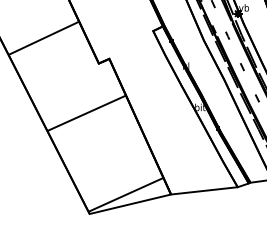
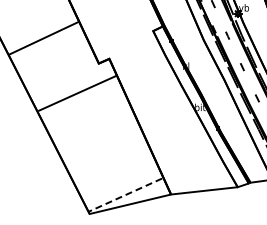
line position: (86, 113) -> (77, 93) (77, 93)
line: solid -> dashed (125, 195)
